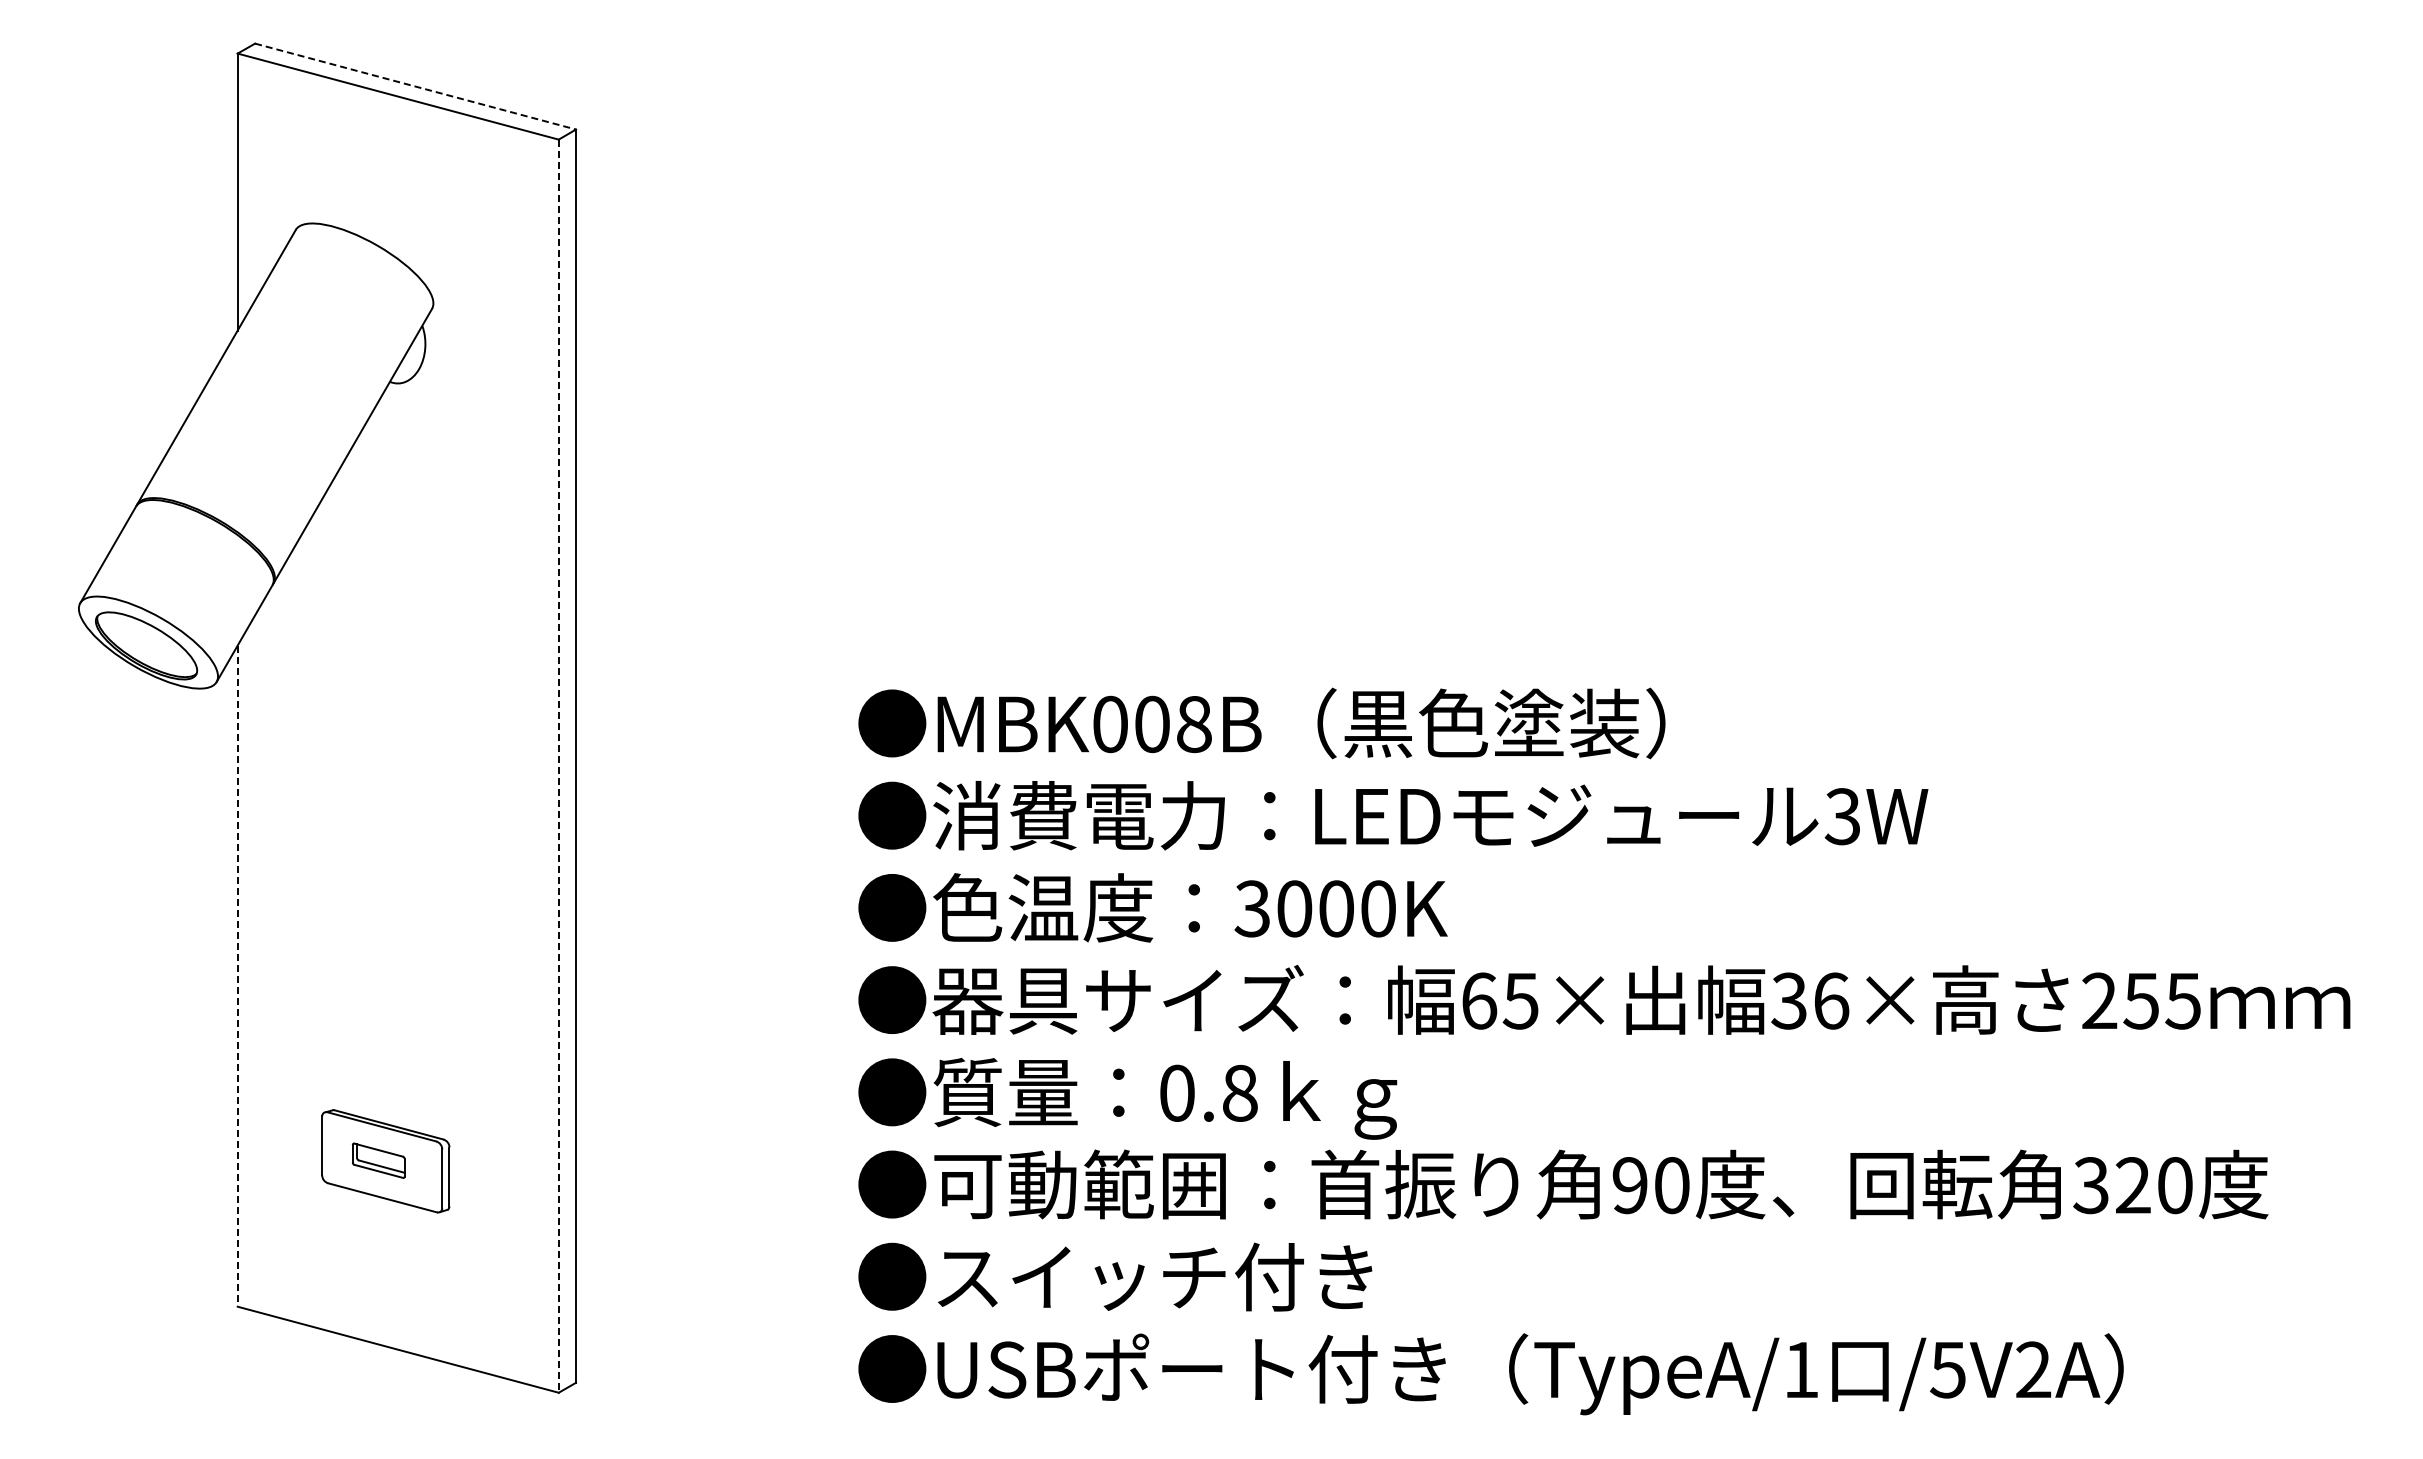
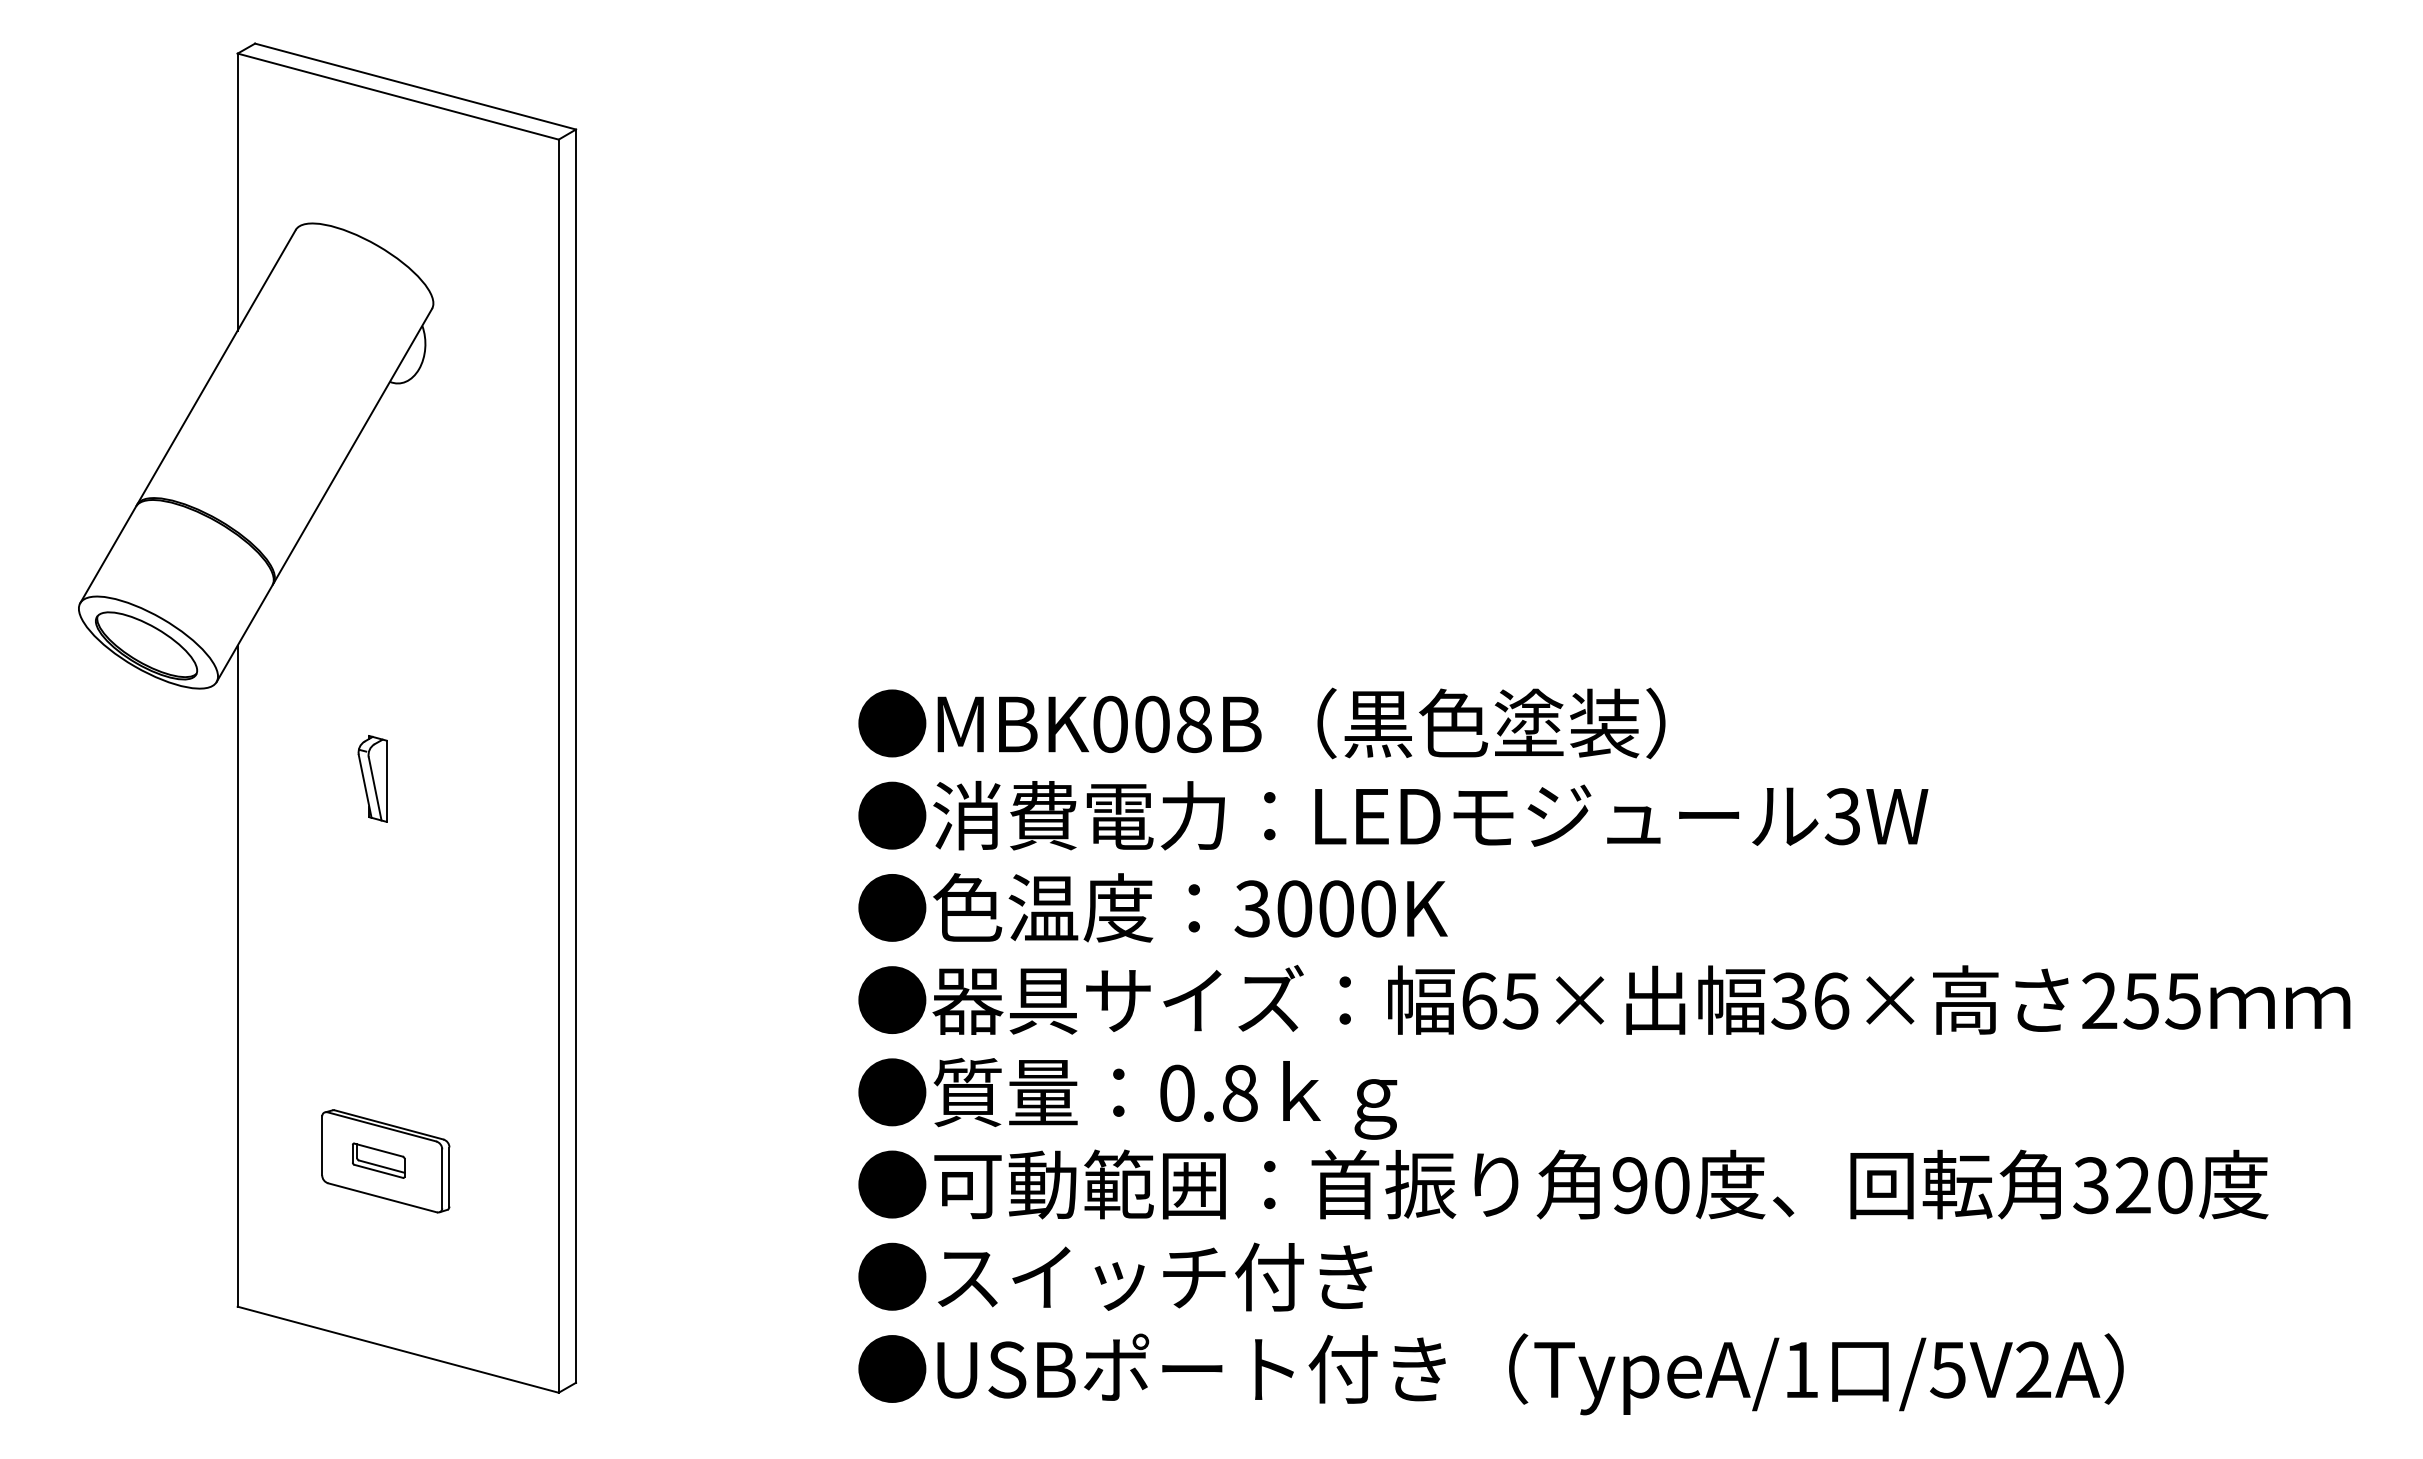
line: dashed -> solid (416, 86)
line: dashed -> solid (558, 766)
part: none -> present (372, 778)
line: dashed -> solid (237, 976)
